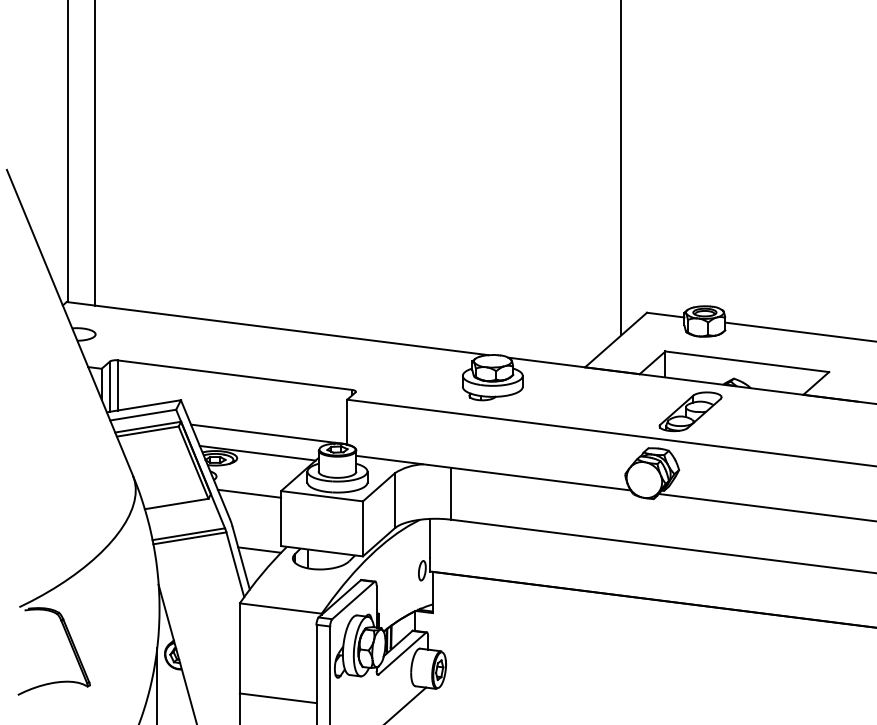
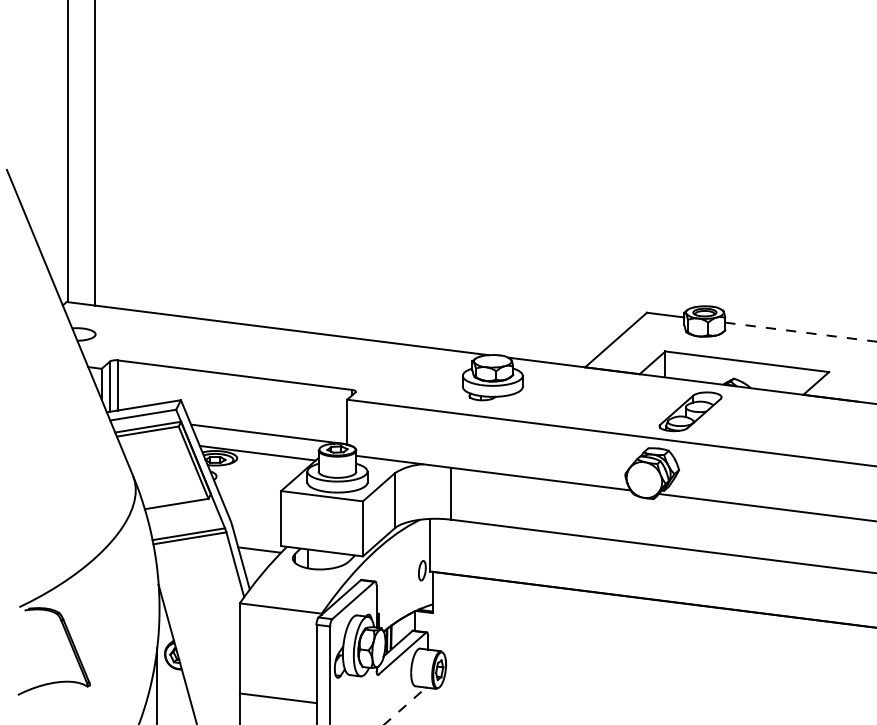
line: present -> none (621, 168)
line: solid -> dashed (800, 332)
line: present -> none (249, 493)
line: solid -> dashed (405, 705)
